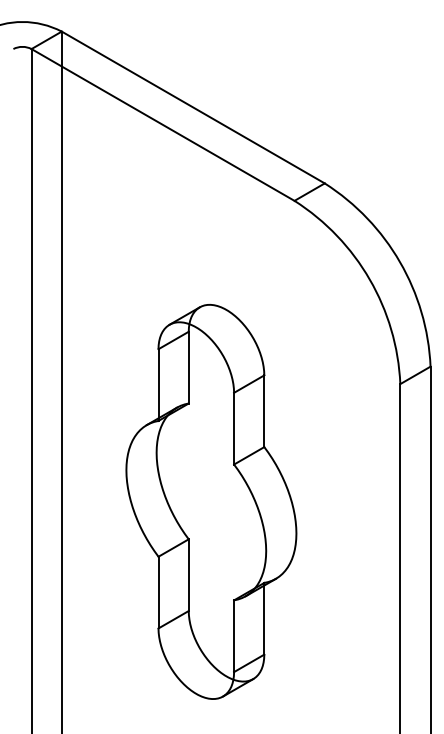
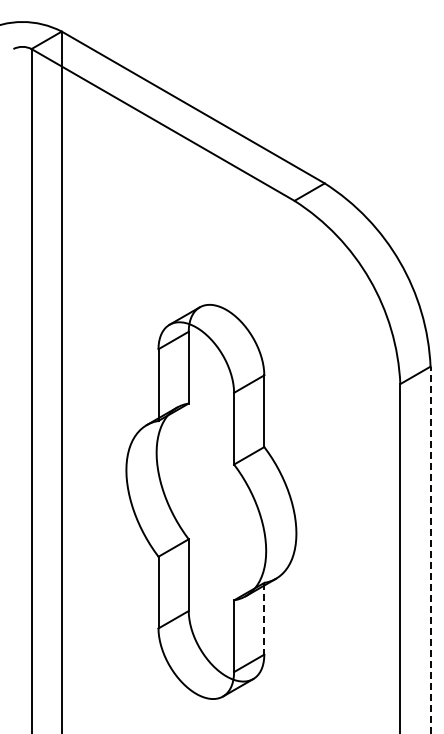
line: solid -> dashed (430, 549)
line: solid -> dashed (264, 618)
